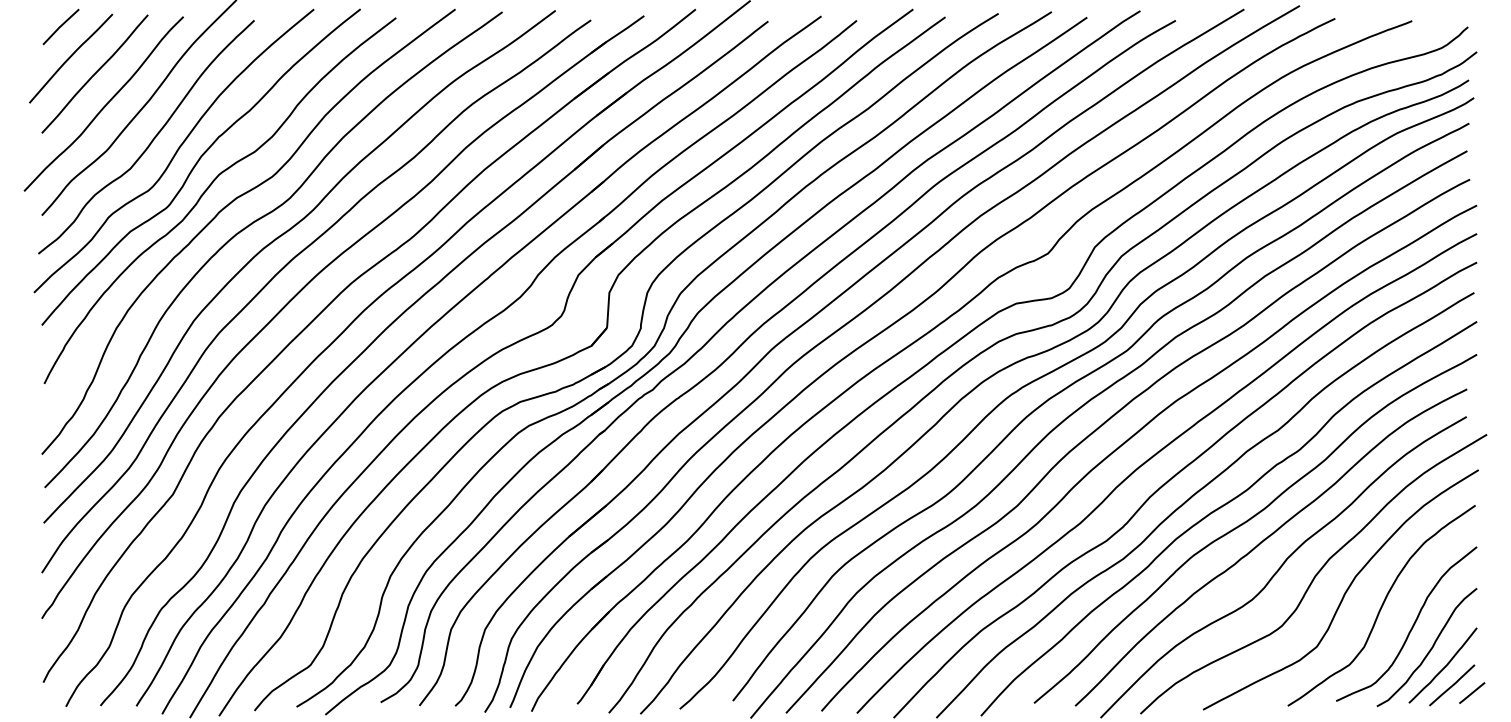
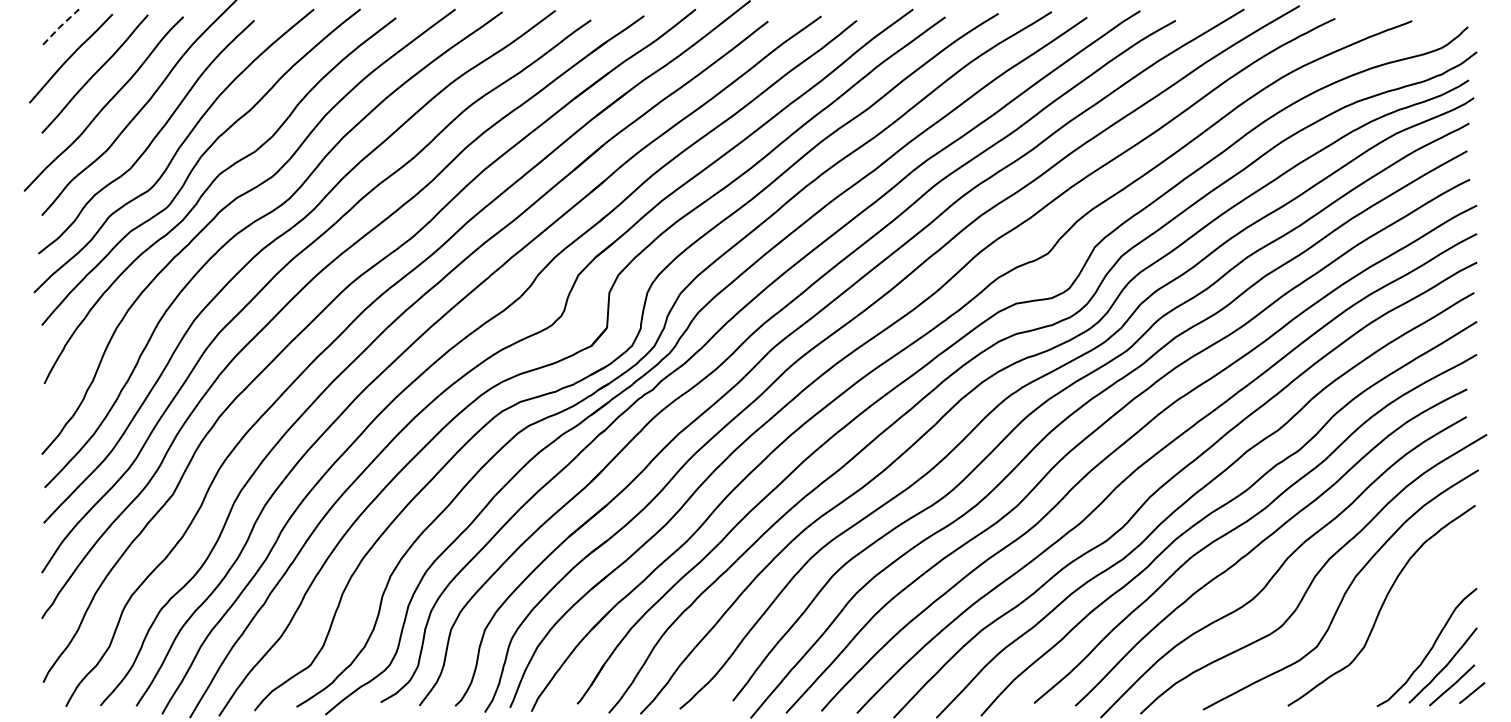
line: solid -> dashed (60, 26)
curve: present -> none (1412, 625)
